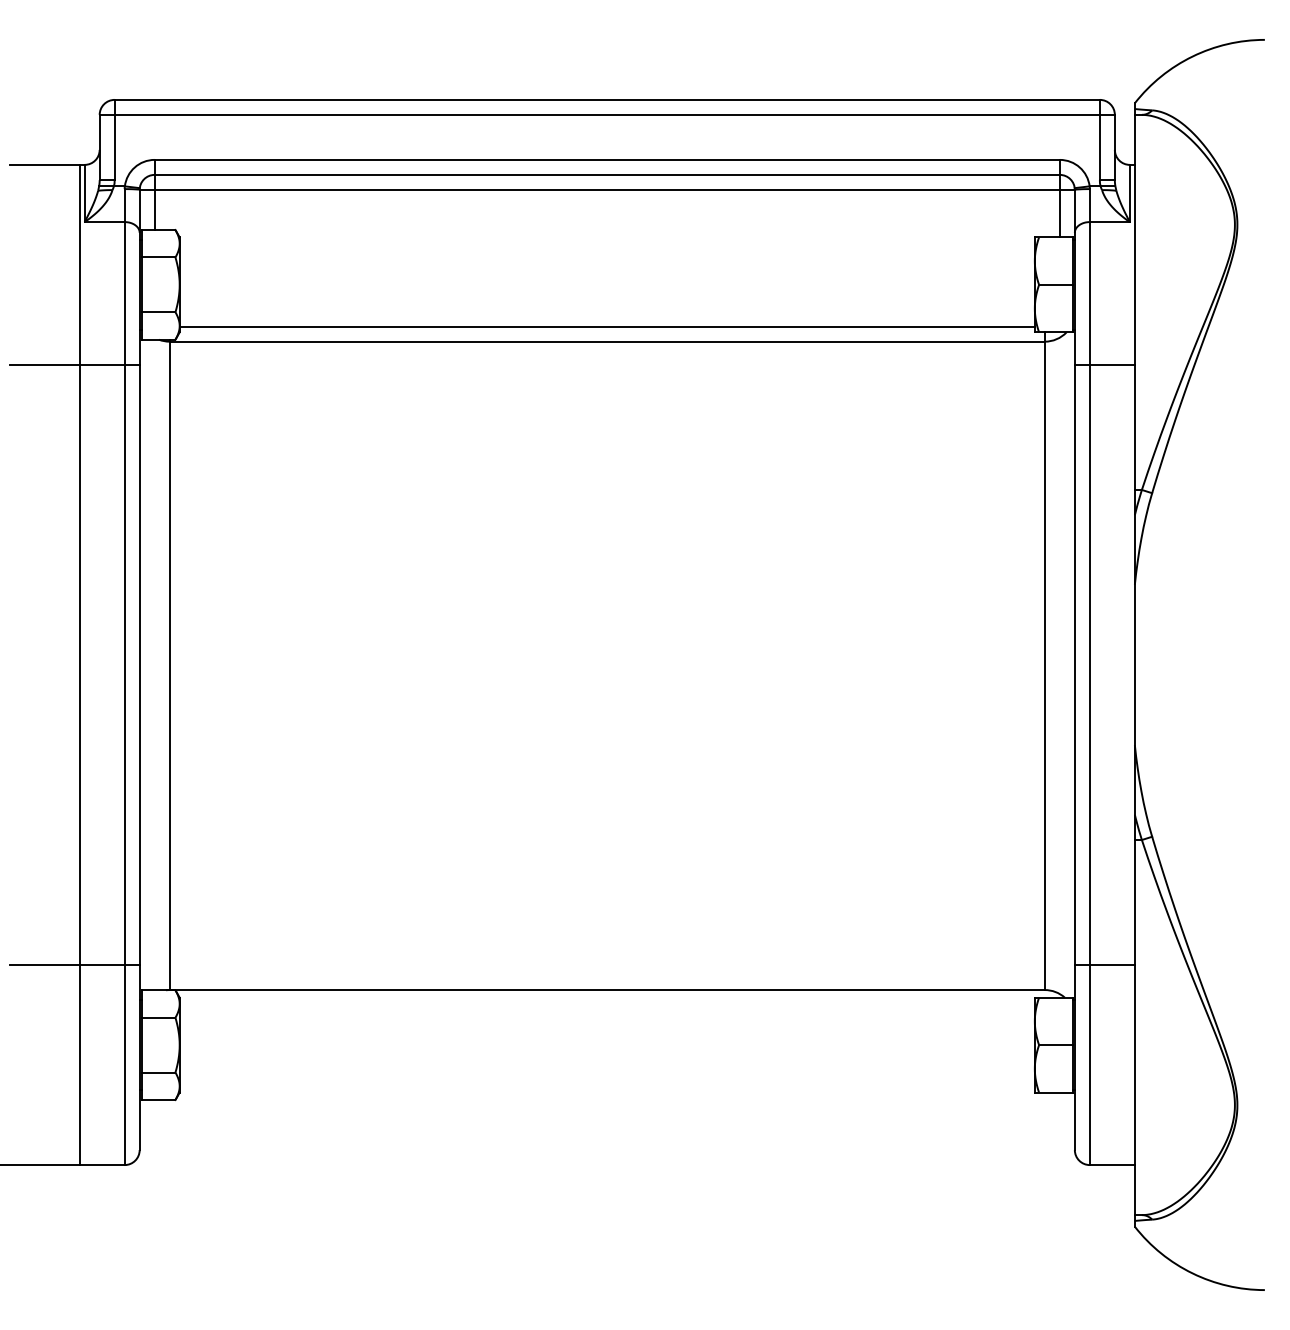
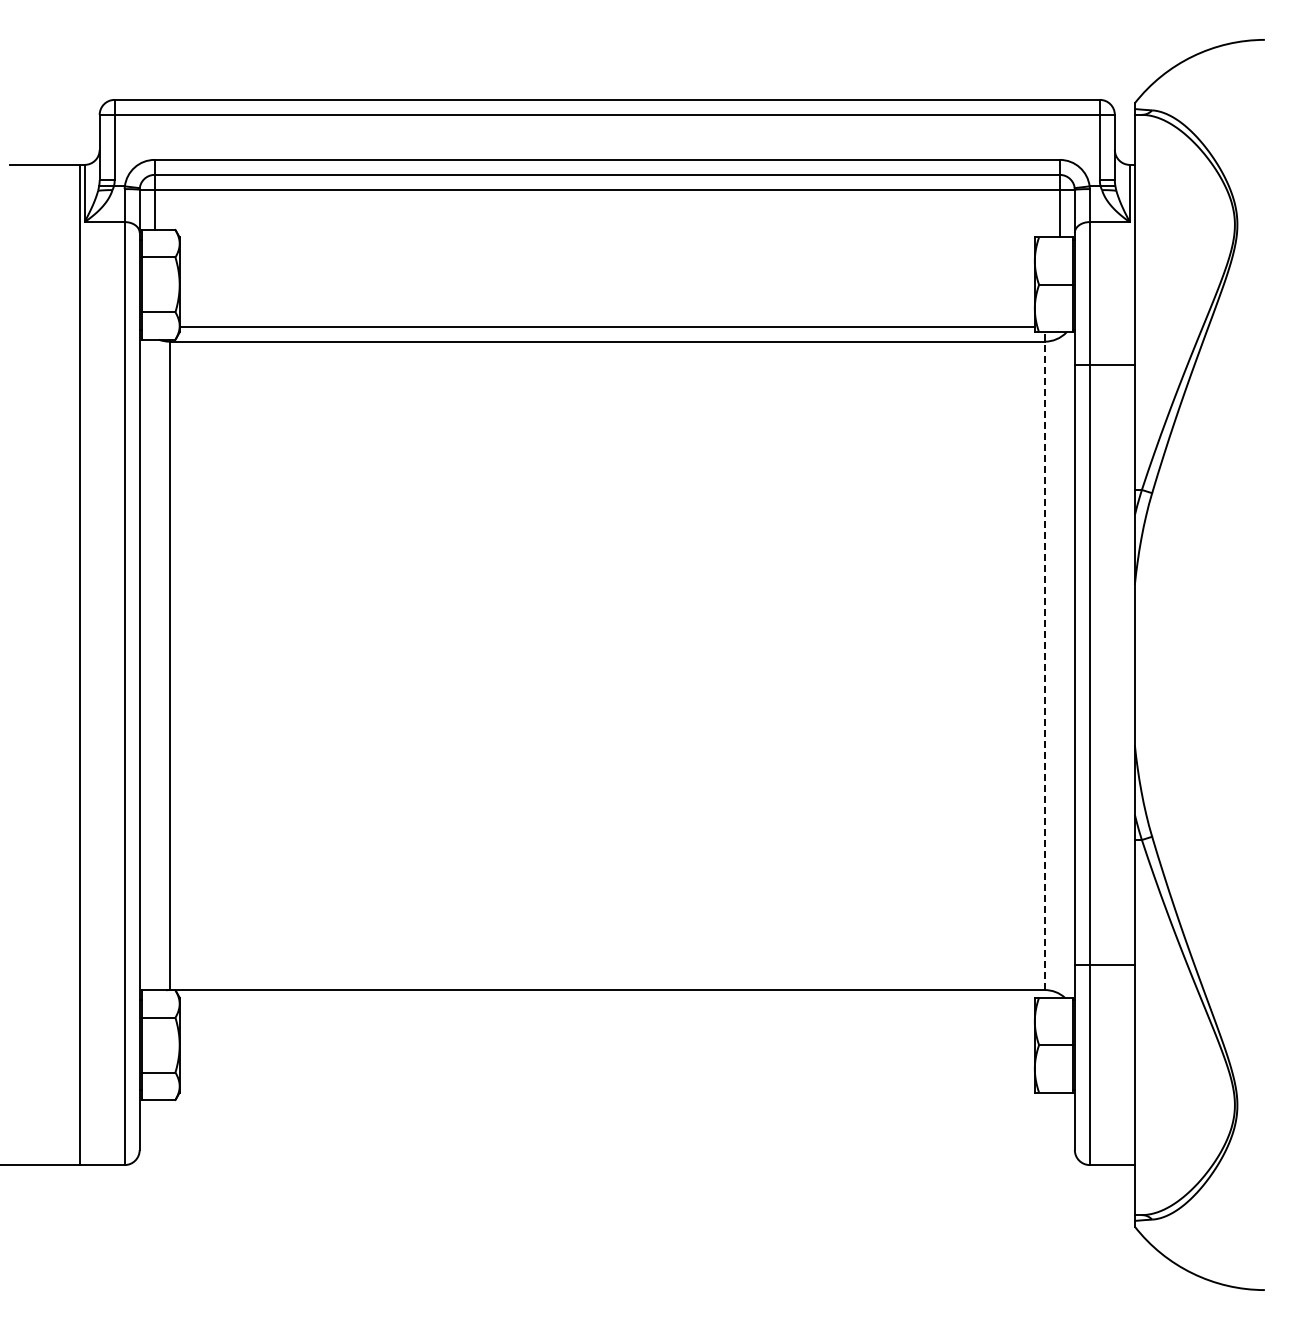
line: present -> none (74, 364)
line: solid -> dashed (1044, 661)
line: present -> none (74, 965)
